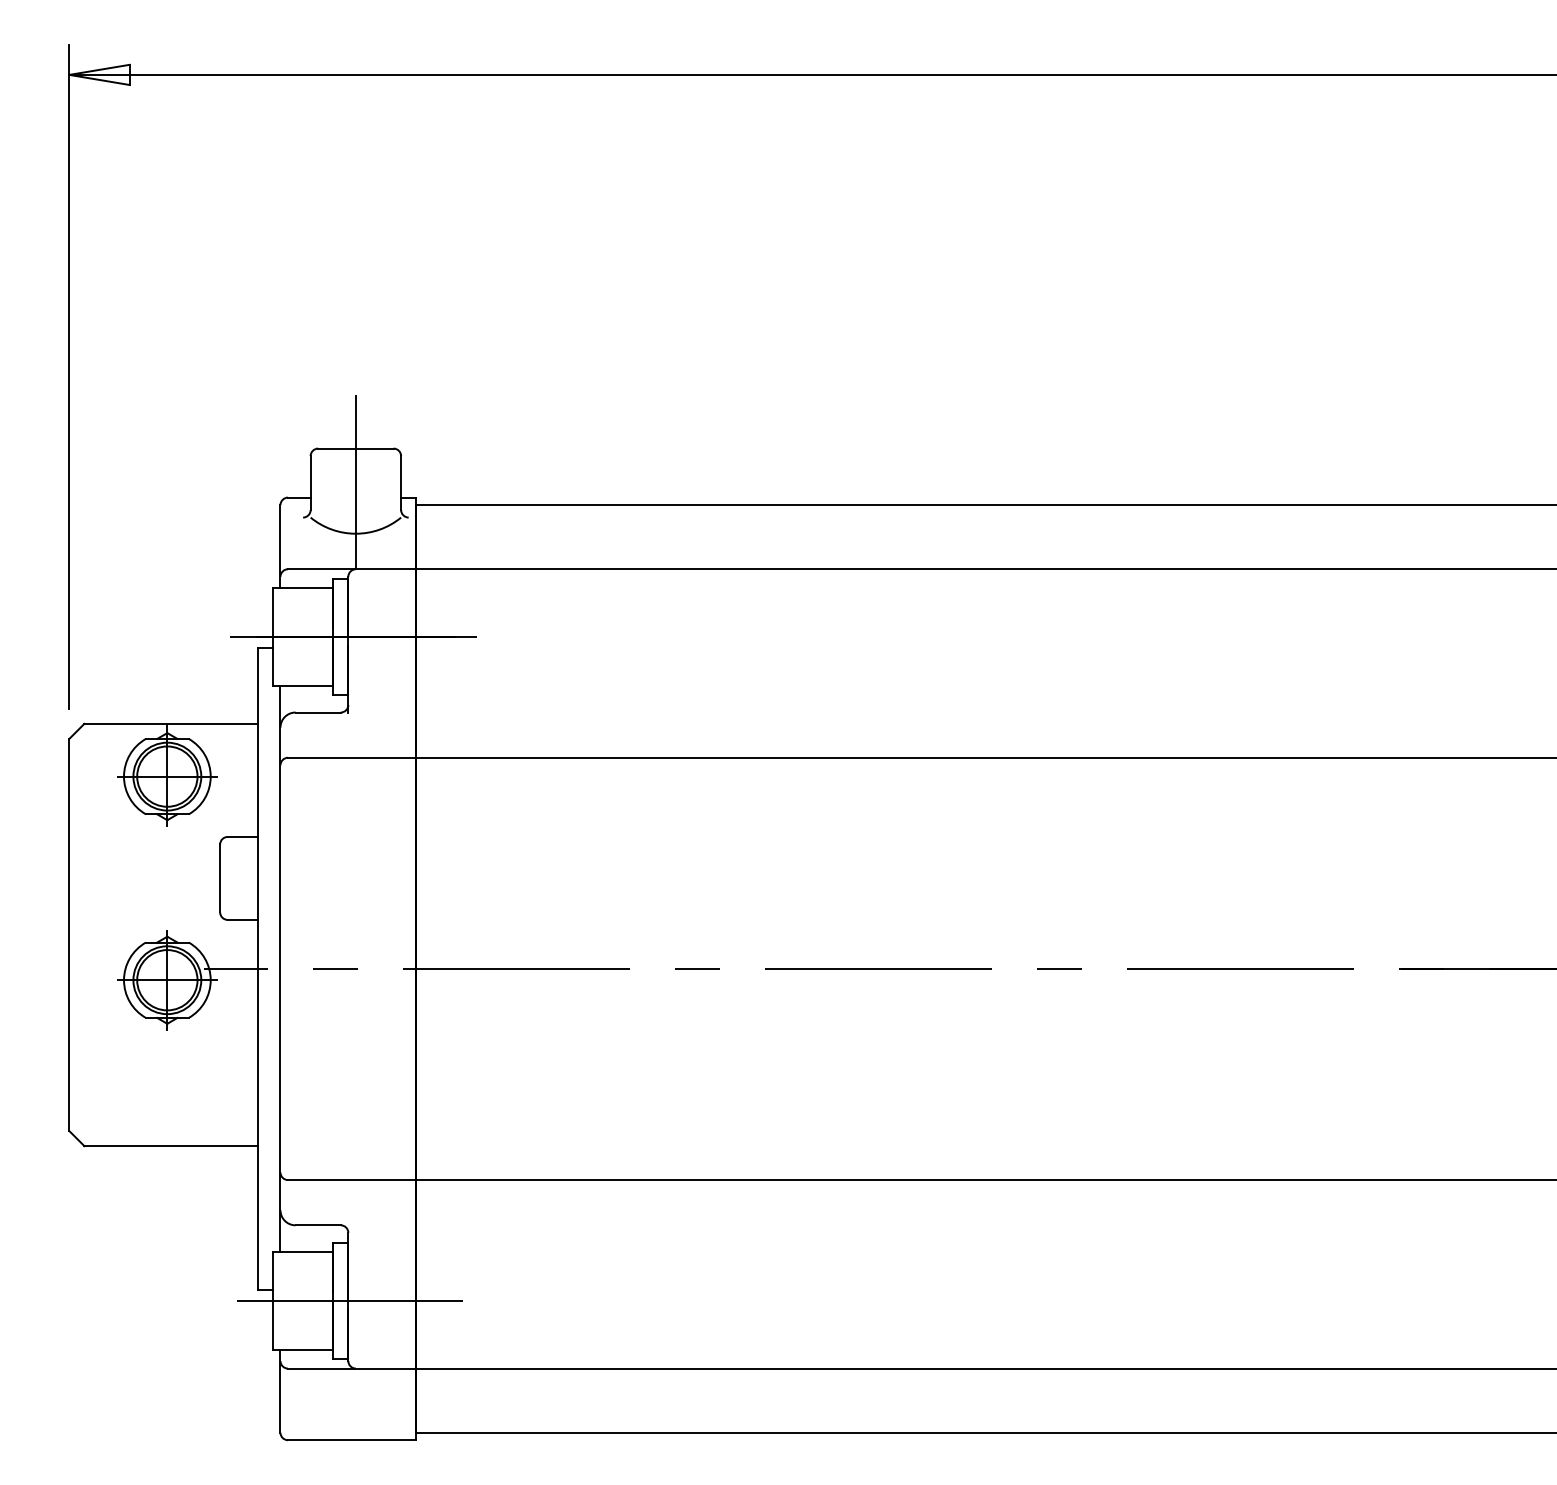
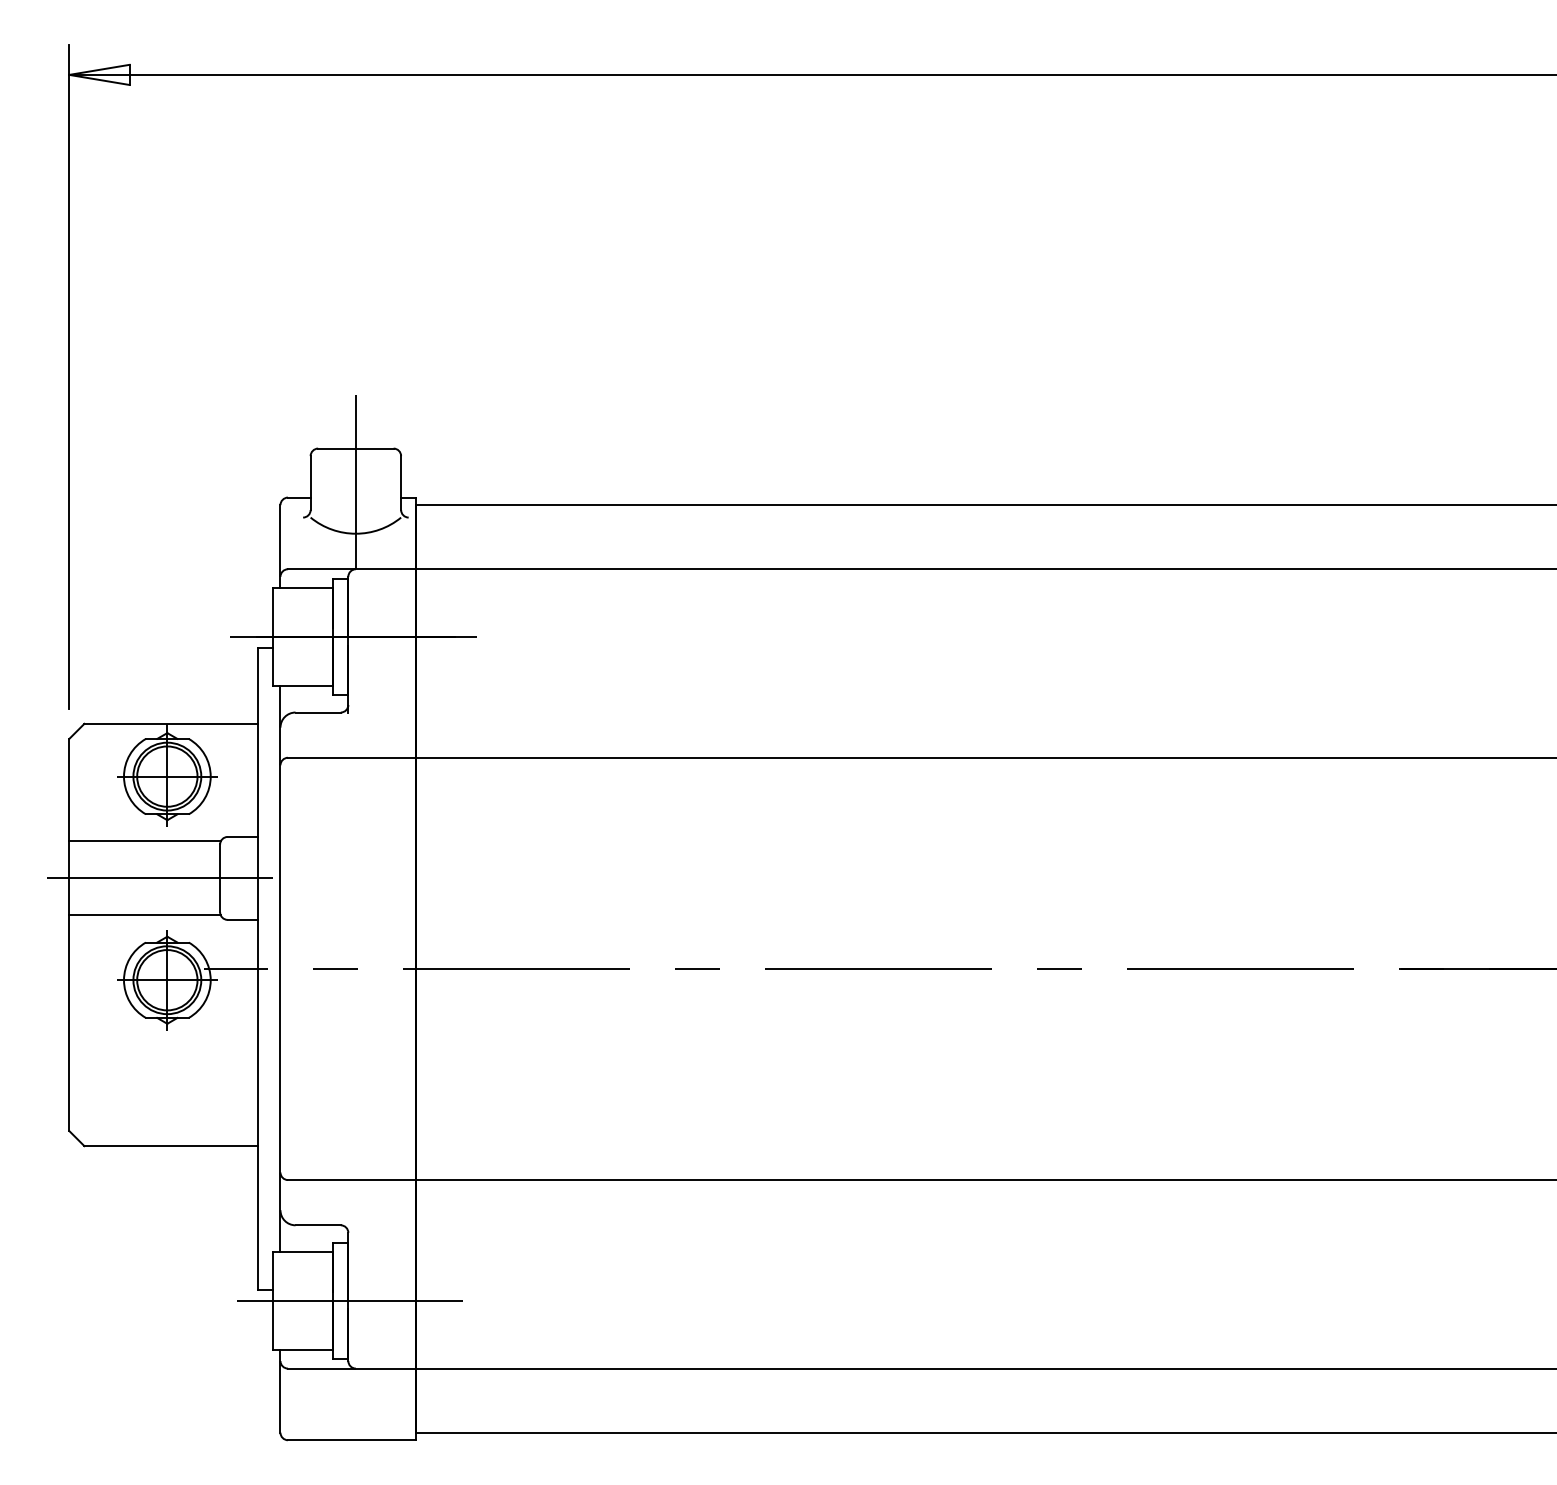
line: none -> present (144, 841)
line: none -> present (153, 878)
line: none -> present (144, 915)
